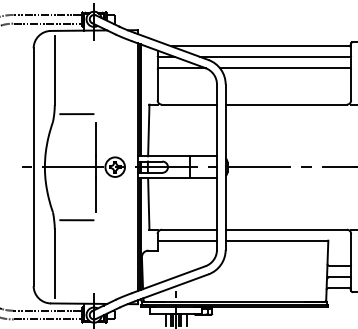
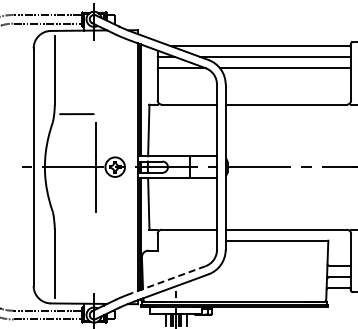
line: present -> none (76, 220)
line: present -> none (186, 240)
line: solid -> dashed (168, 279)
